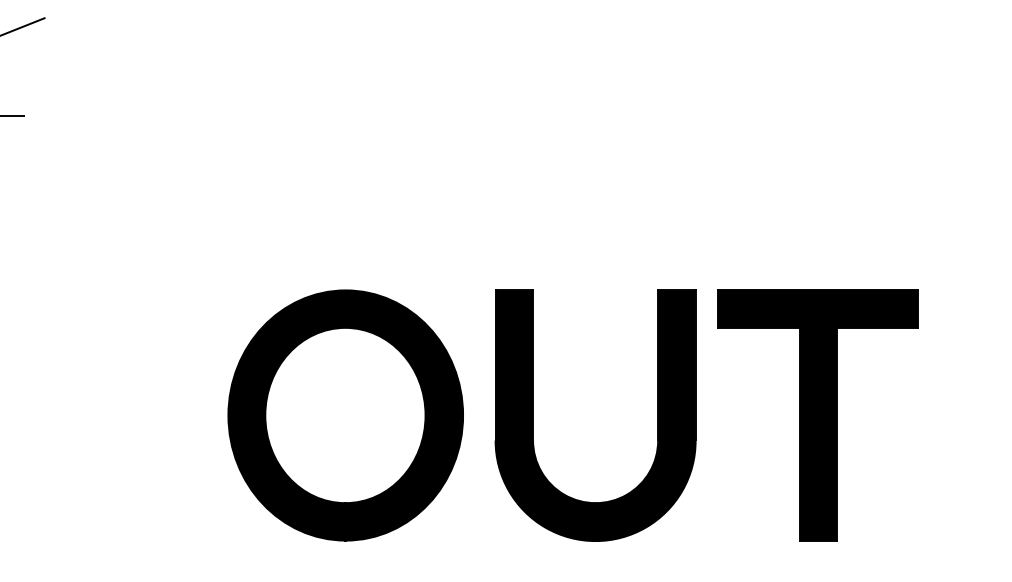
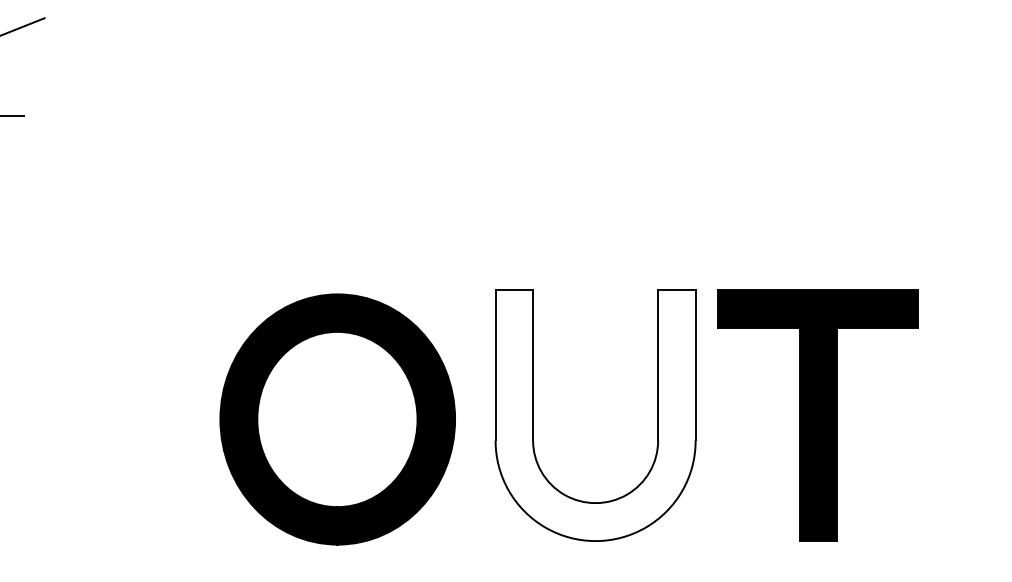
part position: (345, 415) -> (337, 419) (337, 419)
fill: present -> none (595, 415)
